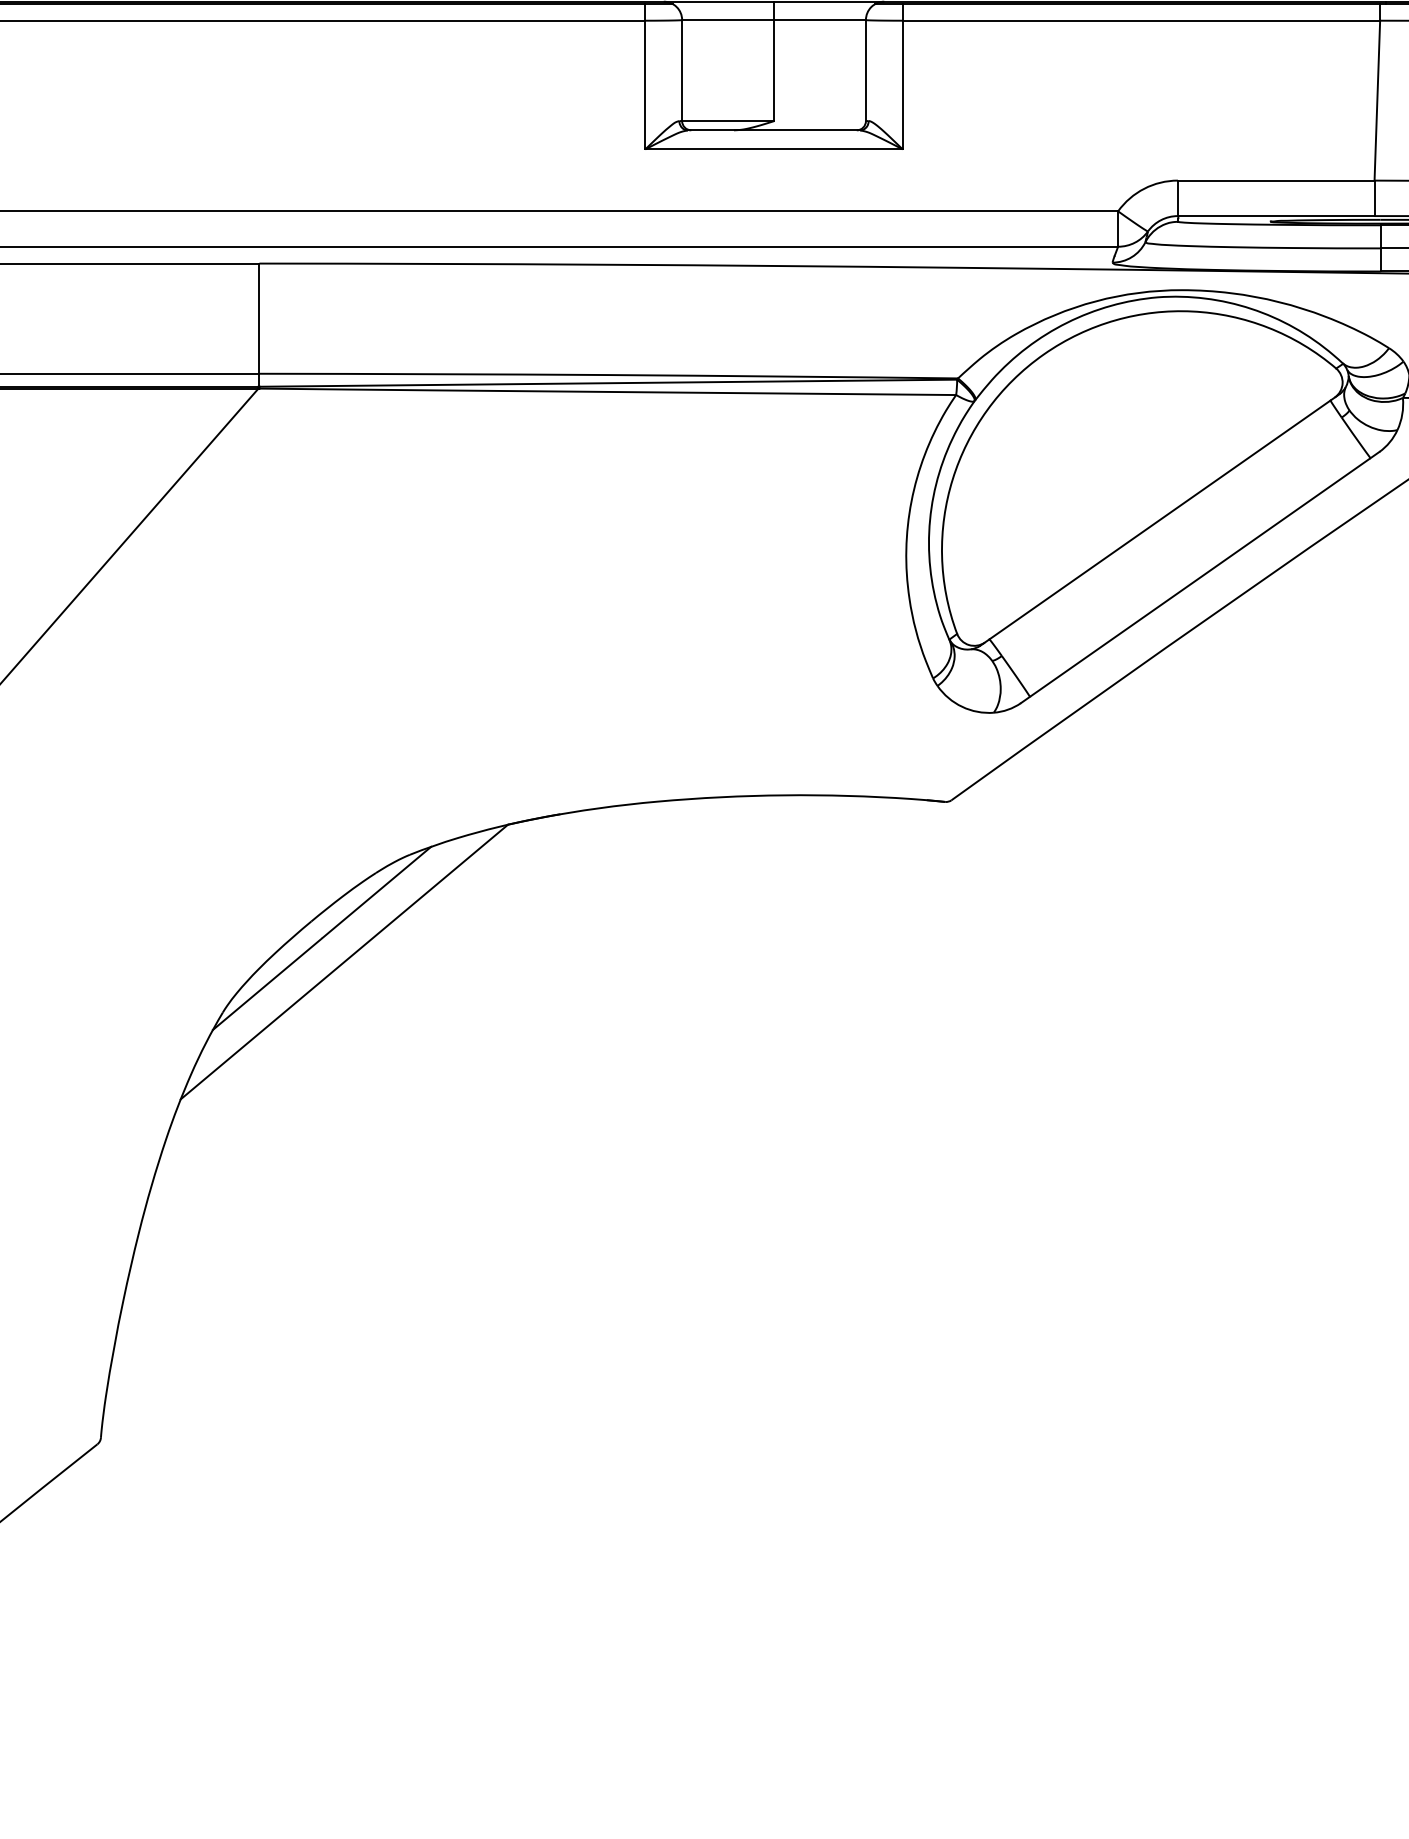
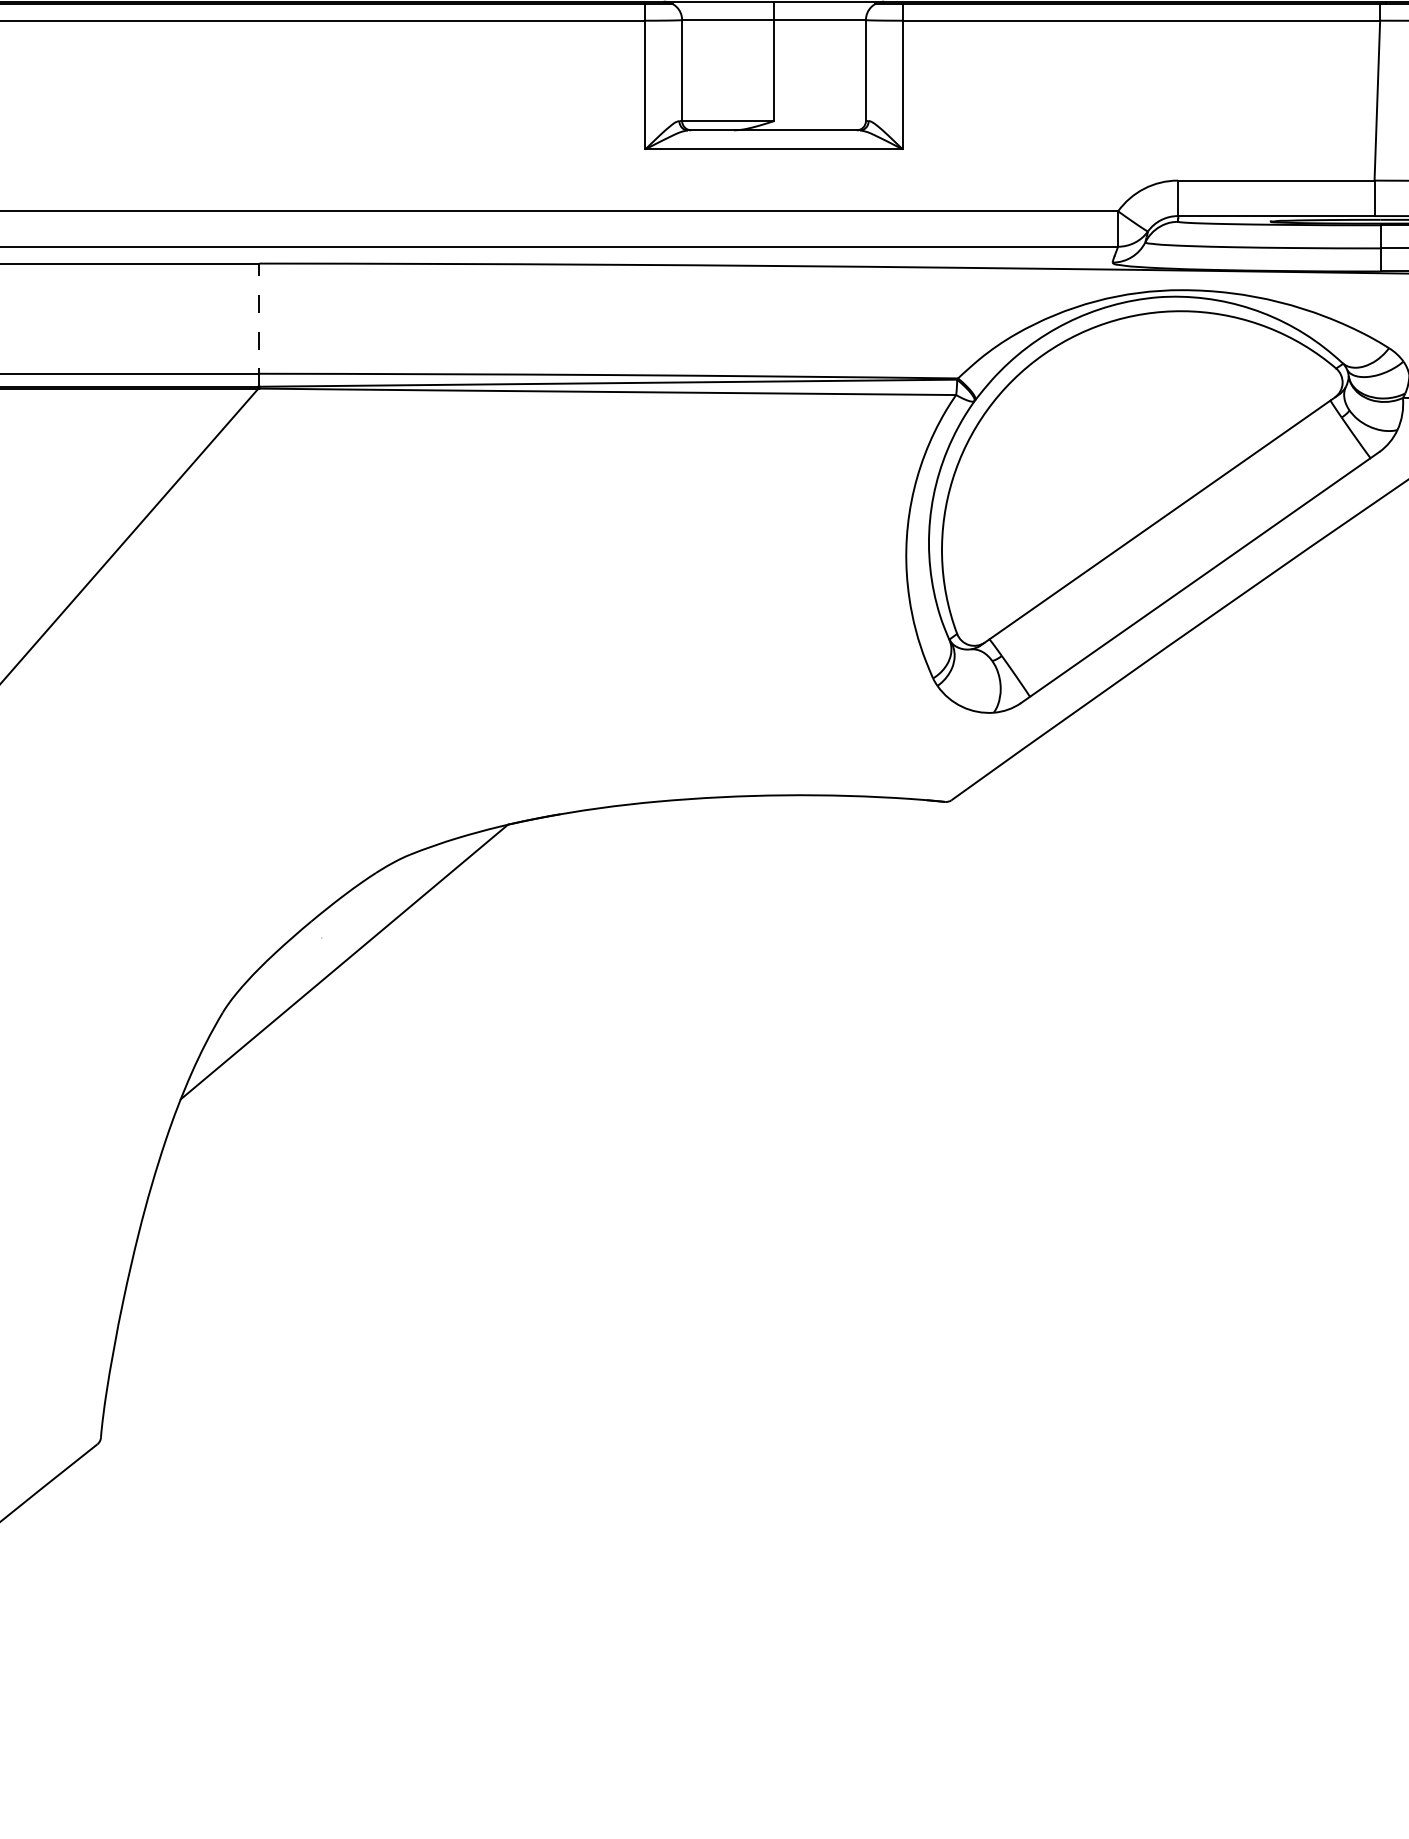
line: solid -> dashed (259, 325)
line: present -> none (321, 938)
